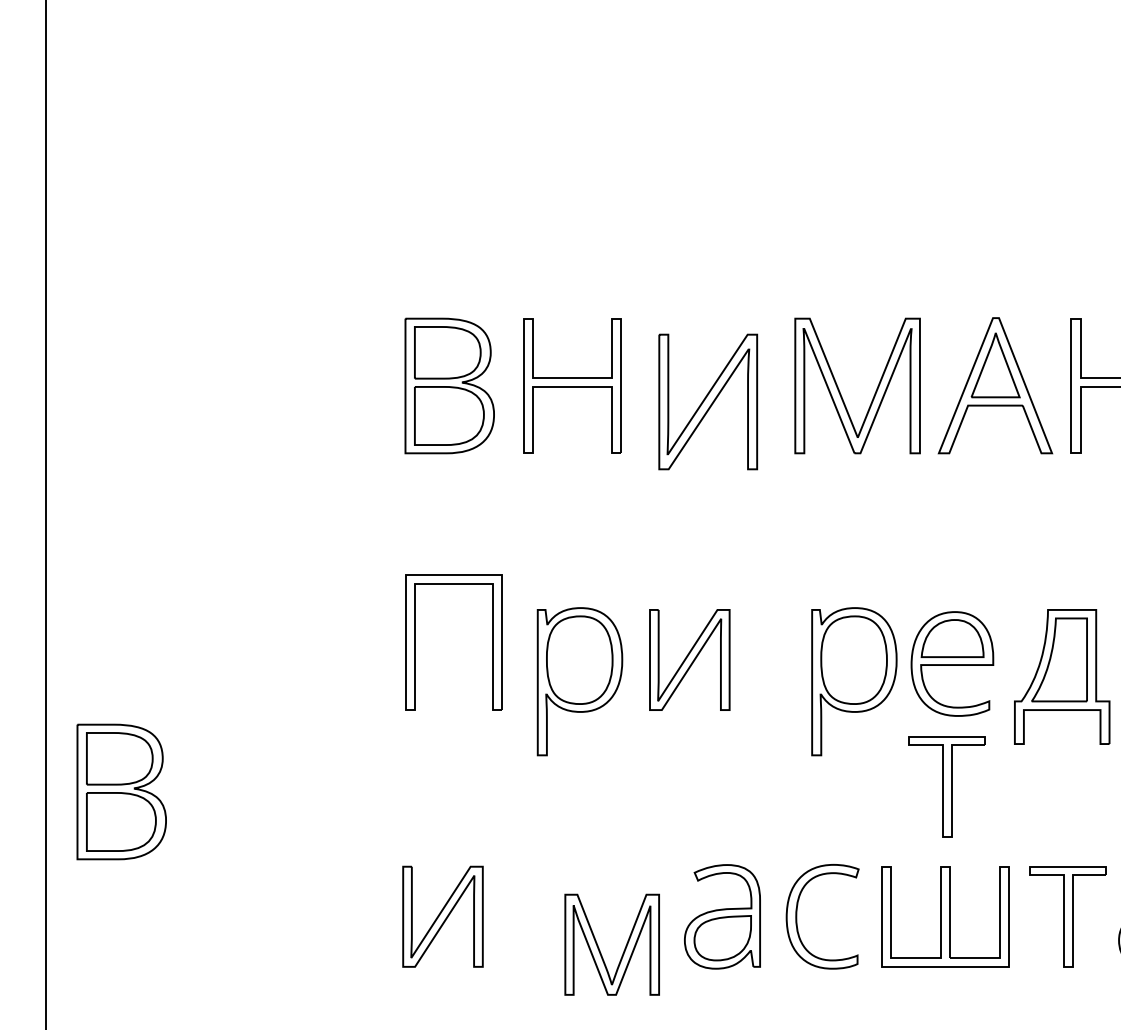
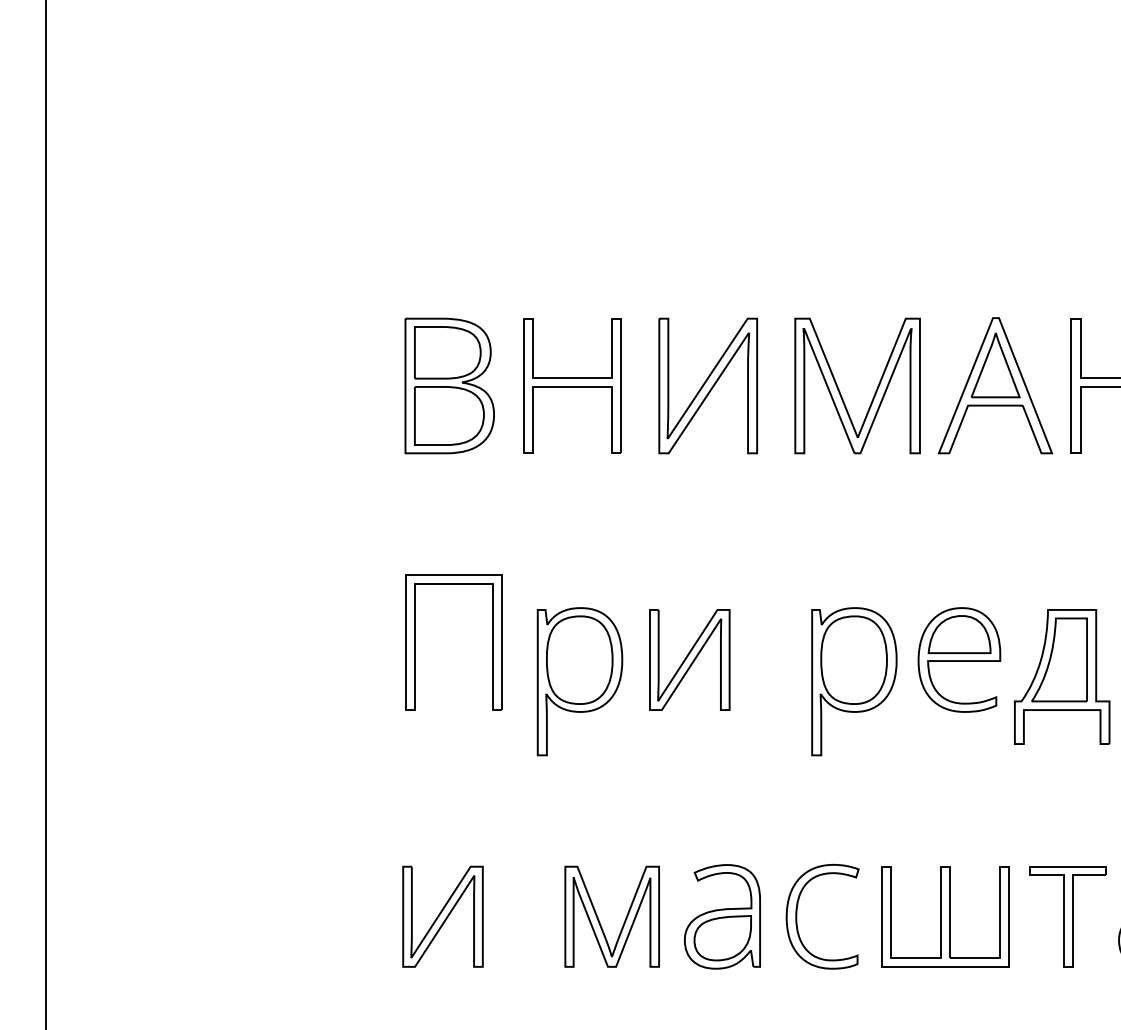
part position: (708, 401) -> (708, 385) (708, 385)
part position: (952, 663) -> (959, 659) (959, 659)
part: present -> none (946, 786)
part: present -> none (121, 791)
part position: (599, 947) -> (599, 919) (599, 919)
